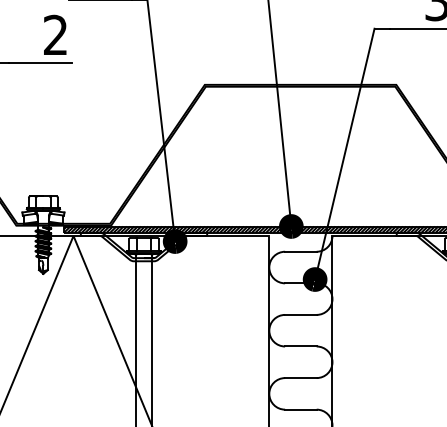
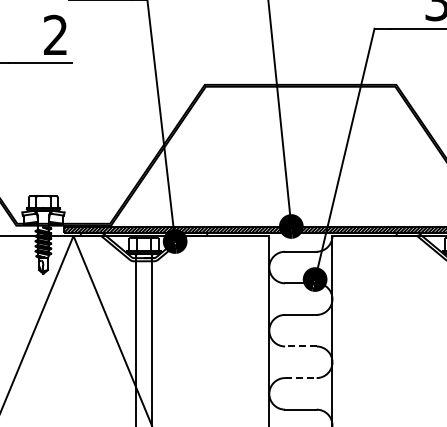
line: solid -> dashed (300, 346)
line: solid -> dashed (300, 378)
